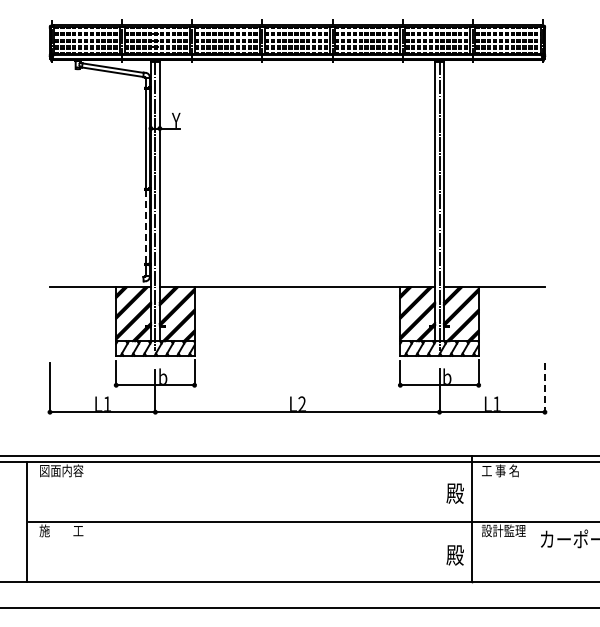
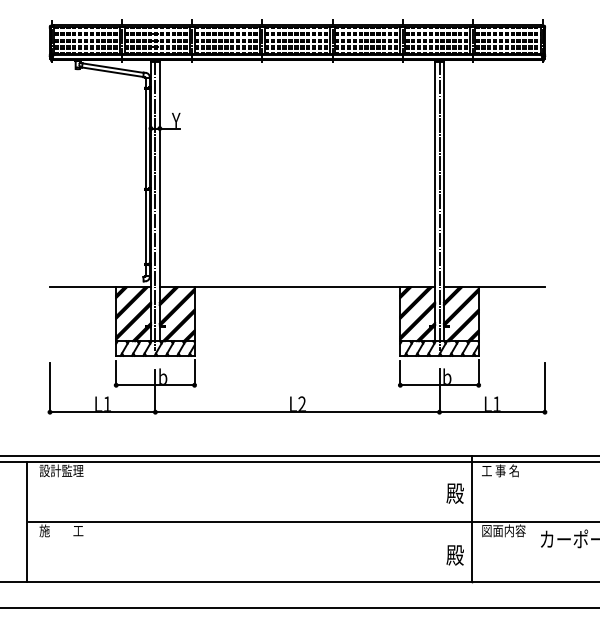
line: dashed -> solid (145, 227)
line: dashed -> solid (544, 388)
text: 図面内容 -> 設計監理 (61, 470)
text: 設計監理 -> 図面内容 (503, 530)
